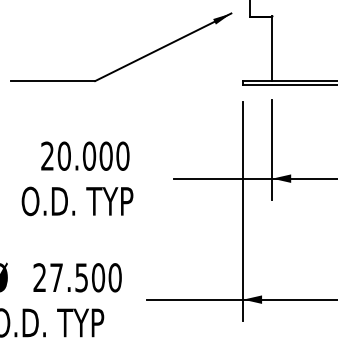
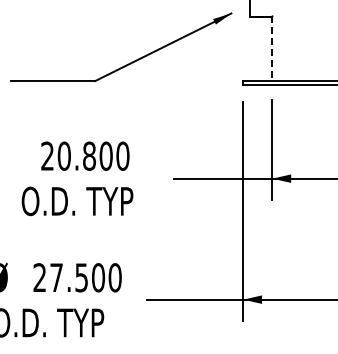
line: solid -> dashed (272, 49)
text: 20.000 -> 20.800 (89, 156)
